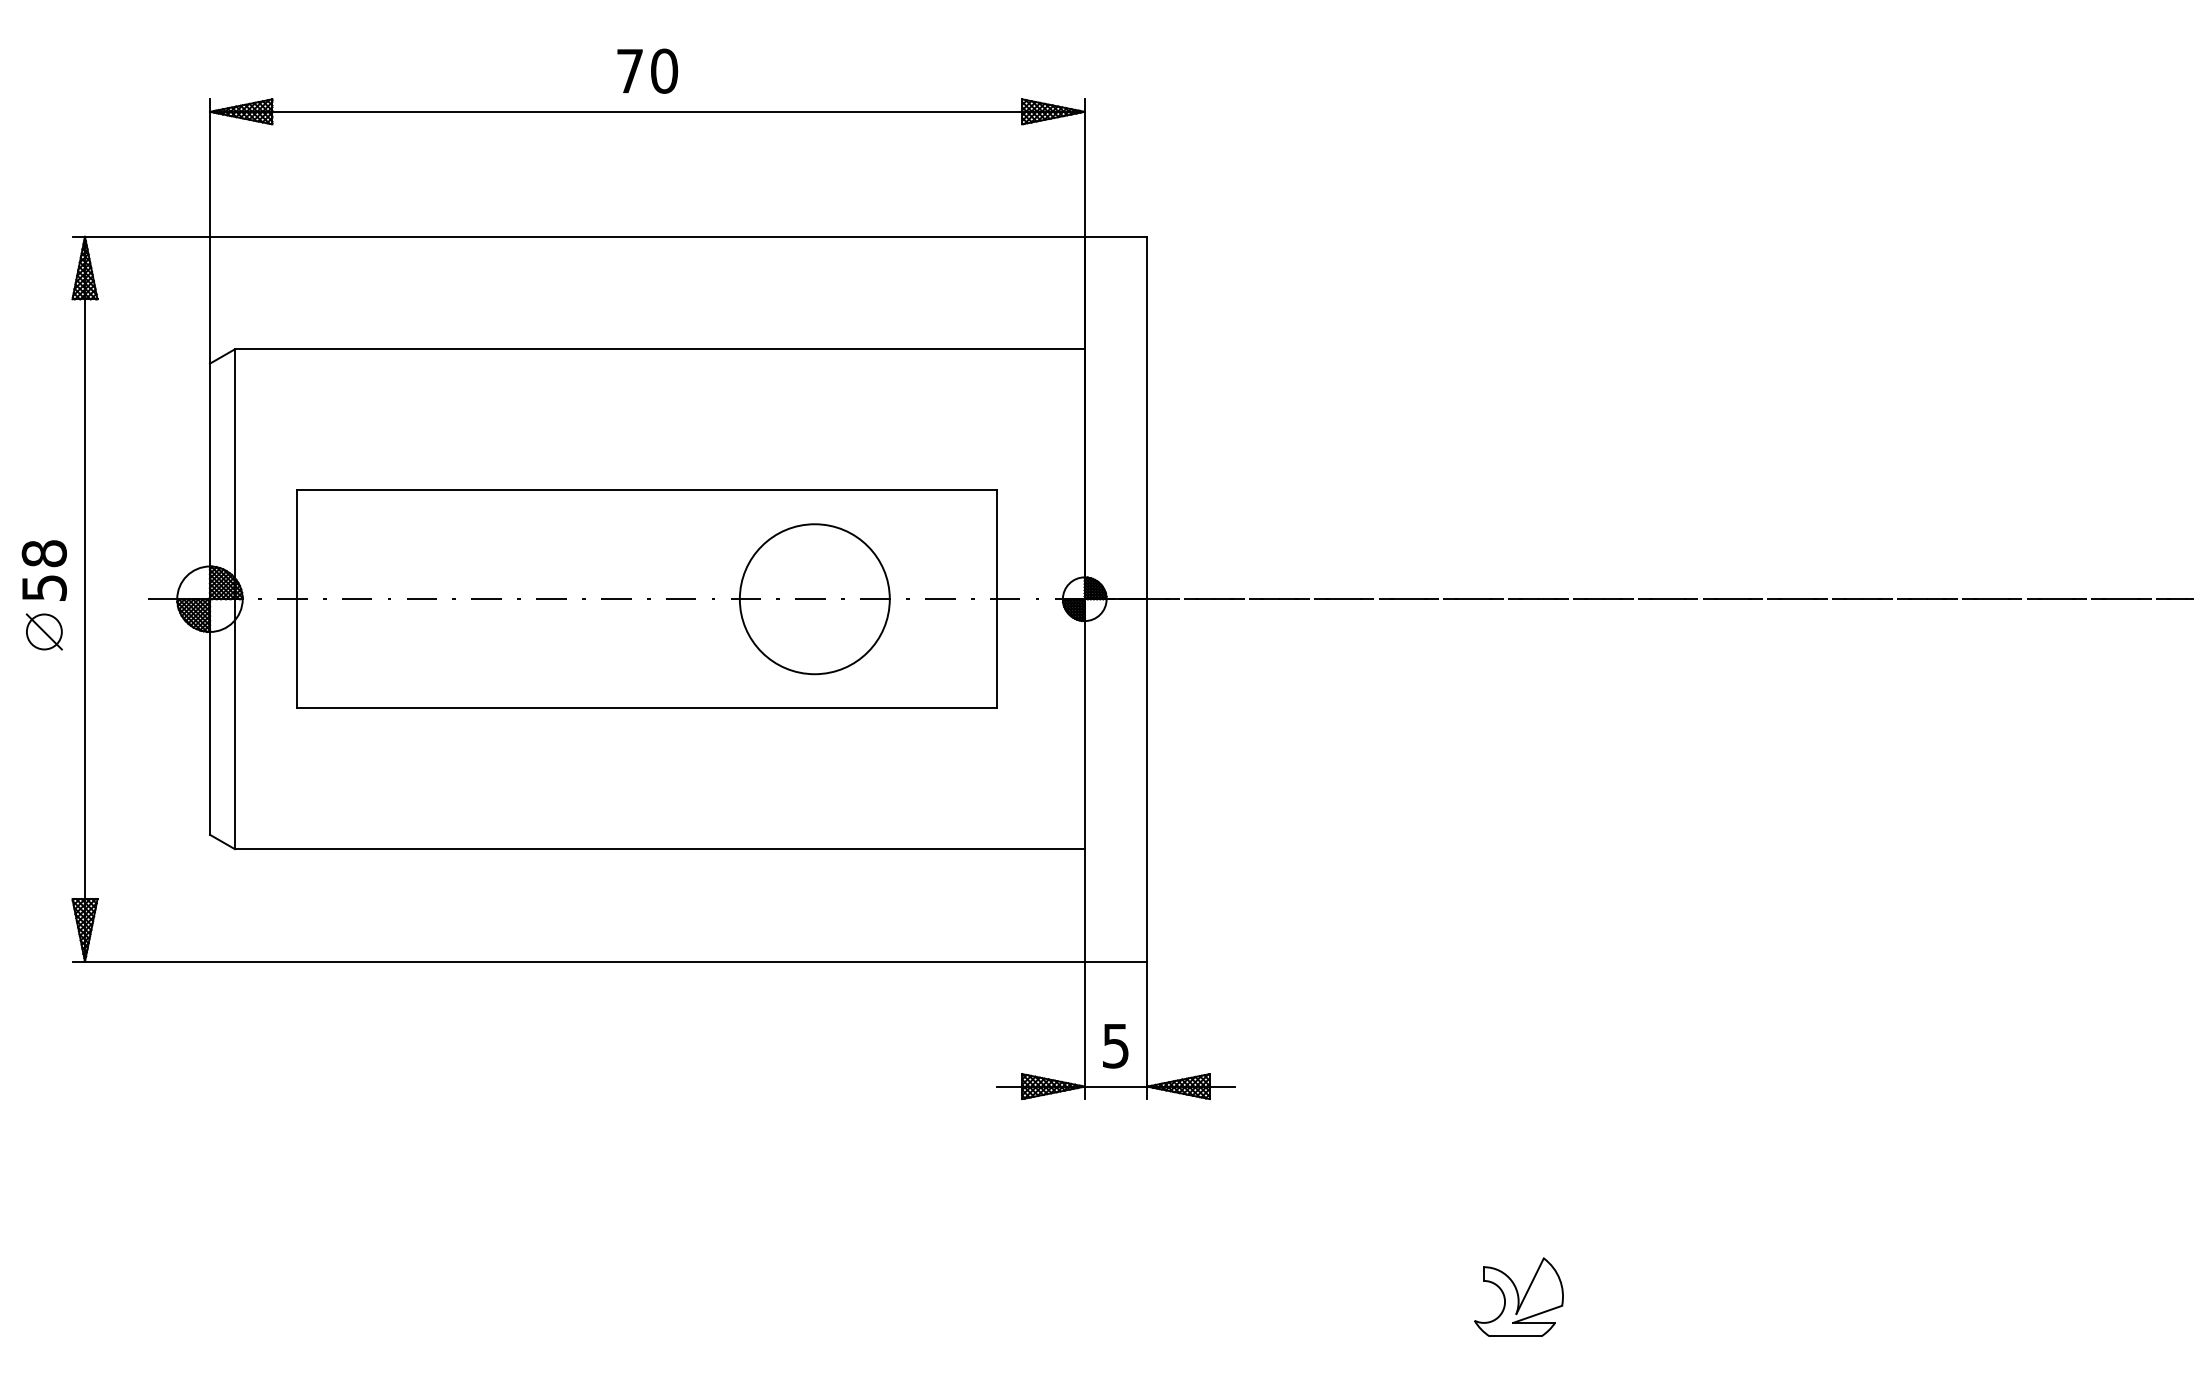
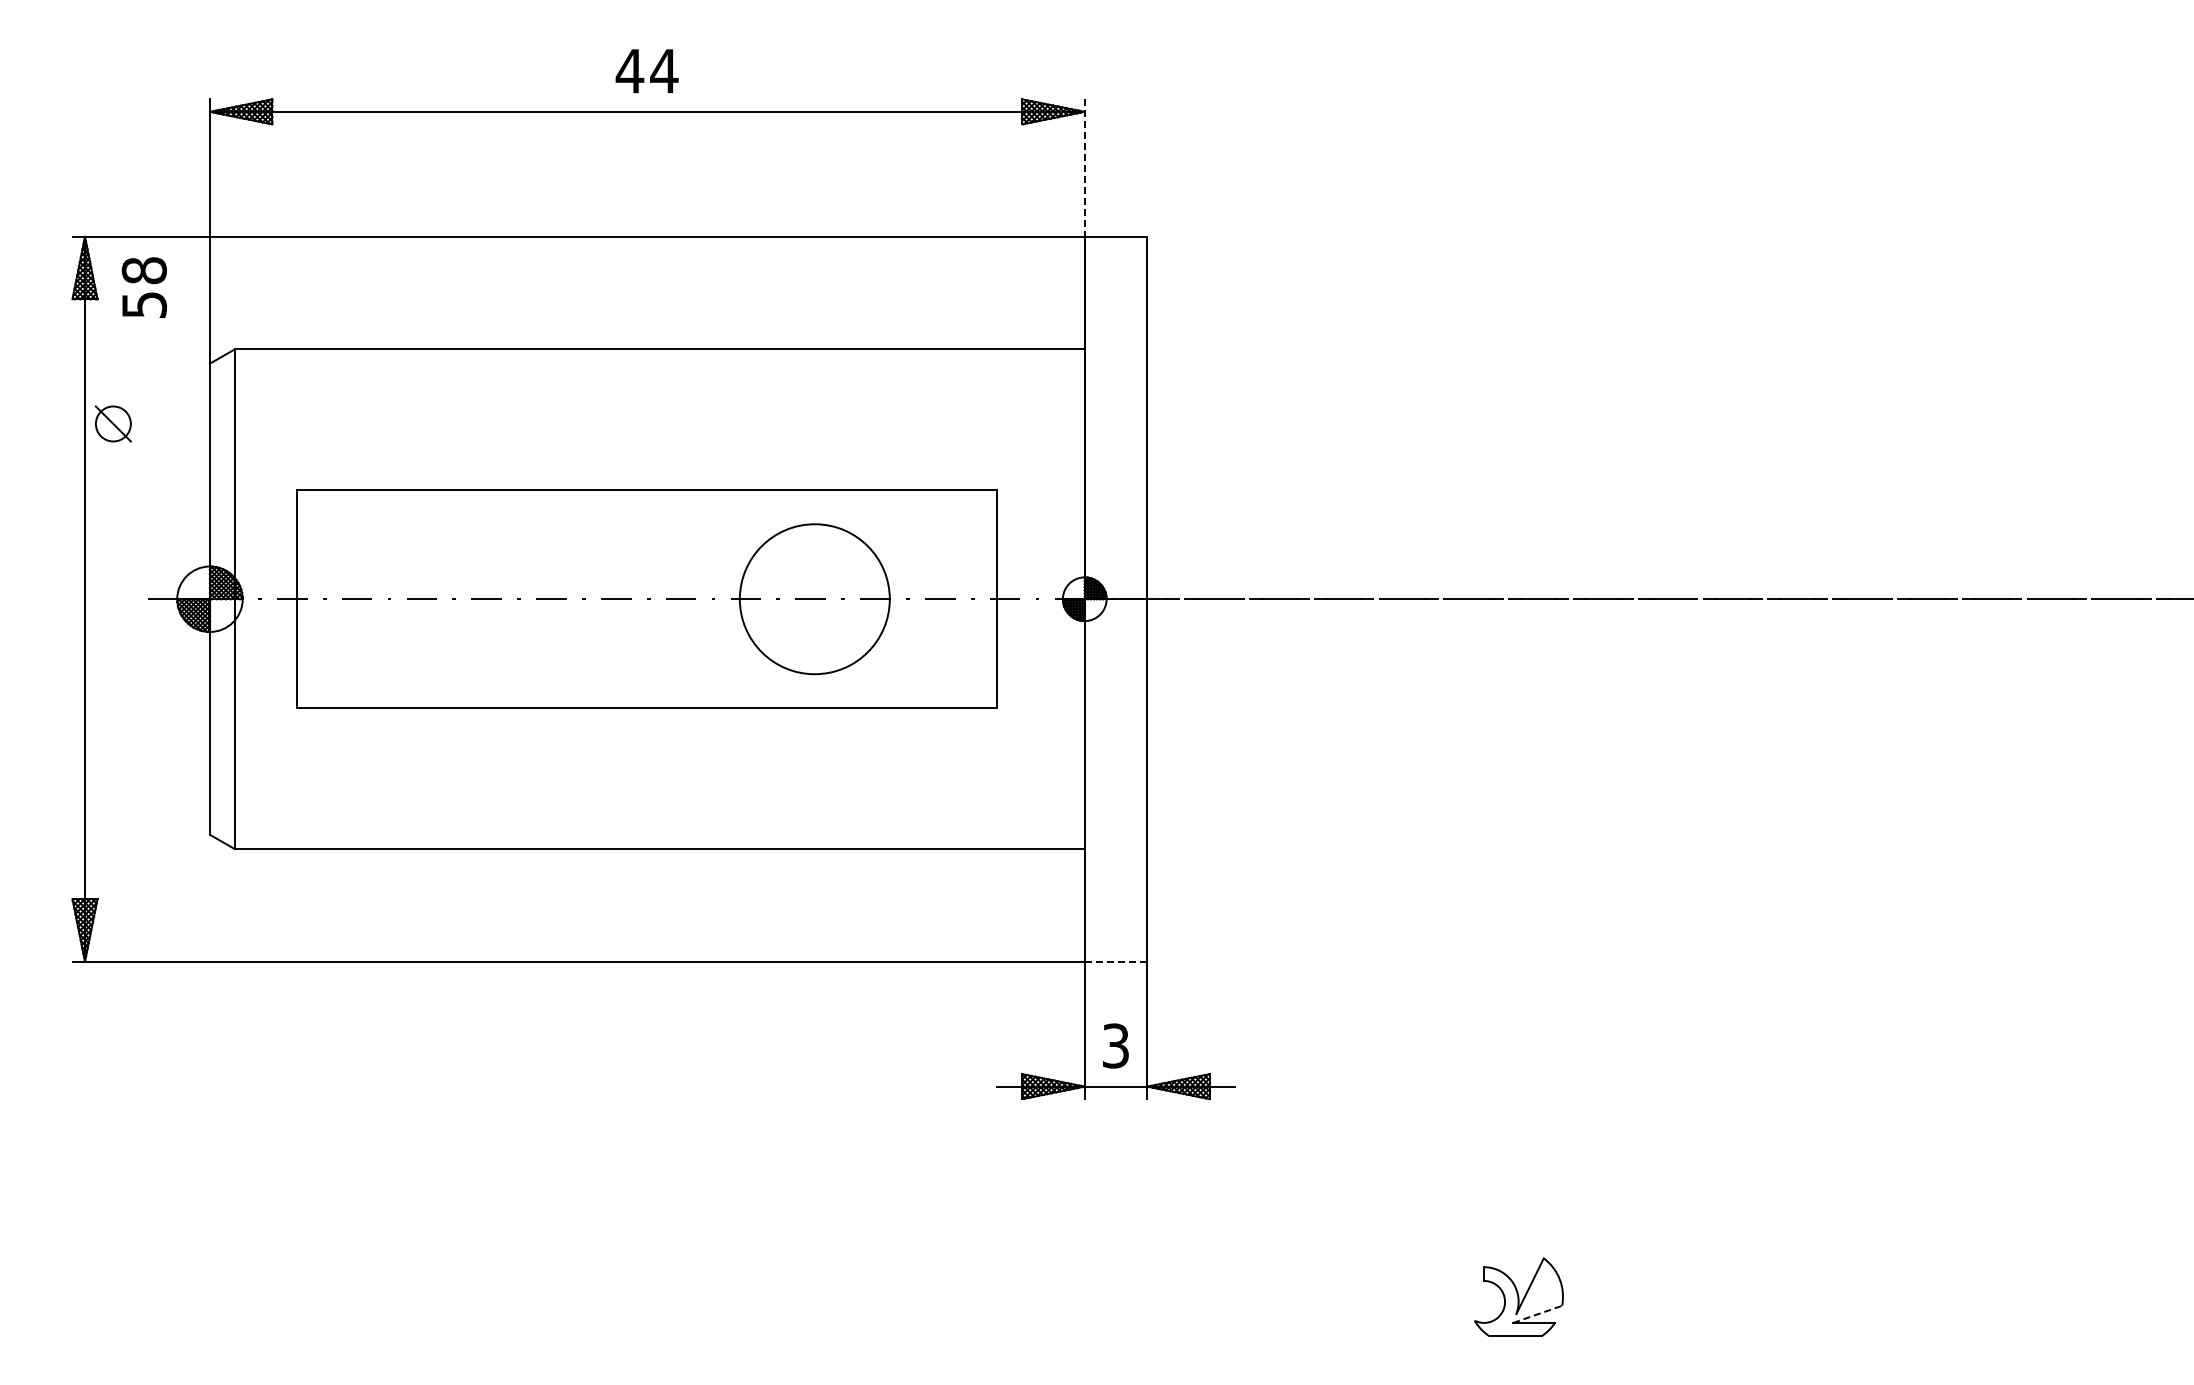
text: 70 -> 44 (646, 70)
line: solid -> dashed (1084, 168)
text position: (43, 570) -> (143, 287) (143, 287)
part position: (43, 631) -> (112, 423) (112, 423)
line: solid -> dashed (1116, 961)
text: 5 -> 3 (1115, 1045)
line: solid -> dashed (1537, 1314)
